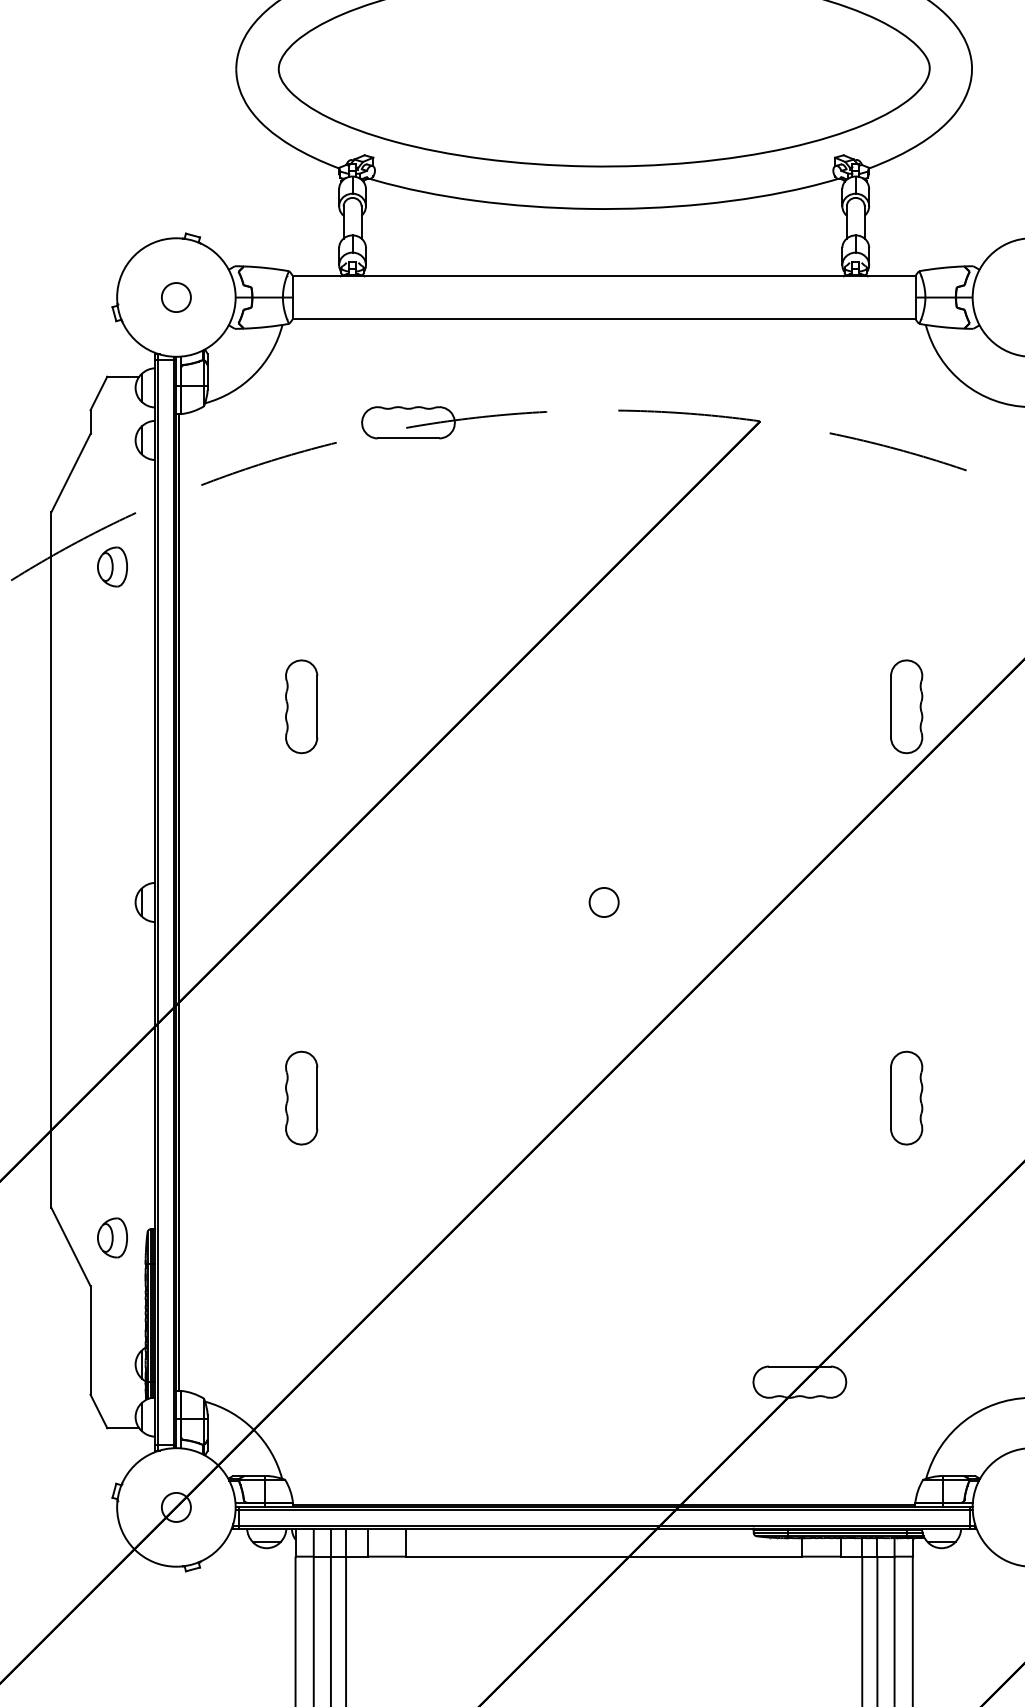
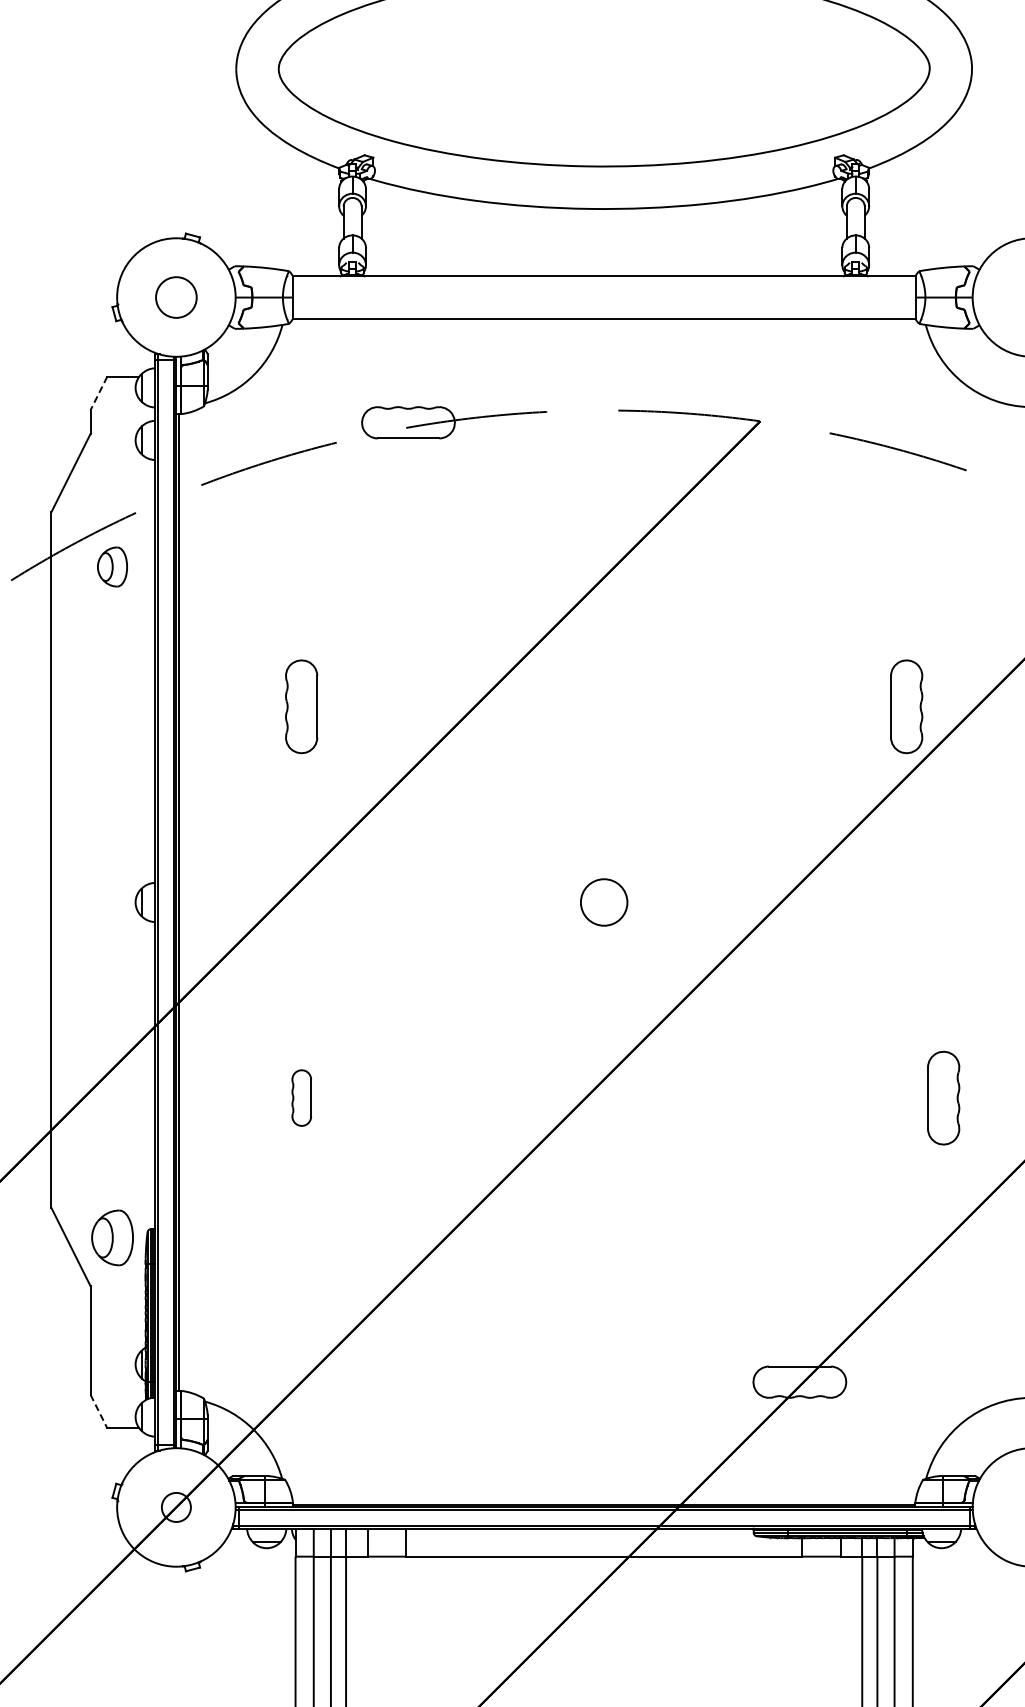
circle diameter: 29 px -> 41 px (176, 297)
line: solid -> dashed (98, 393)
circle diameter: 29 px -> 47 px (603, 902)
part size: 34x96 px -> 21x58 px (301, 1097)
part position: (906, 1097) -> (943, 1097) (943, 1097)
part size: 31x42 px -> 43x58 px (112, 1237)
line: solid -> dashed (98, 1411)
